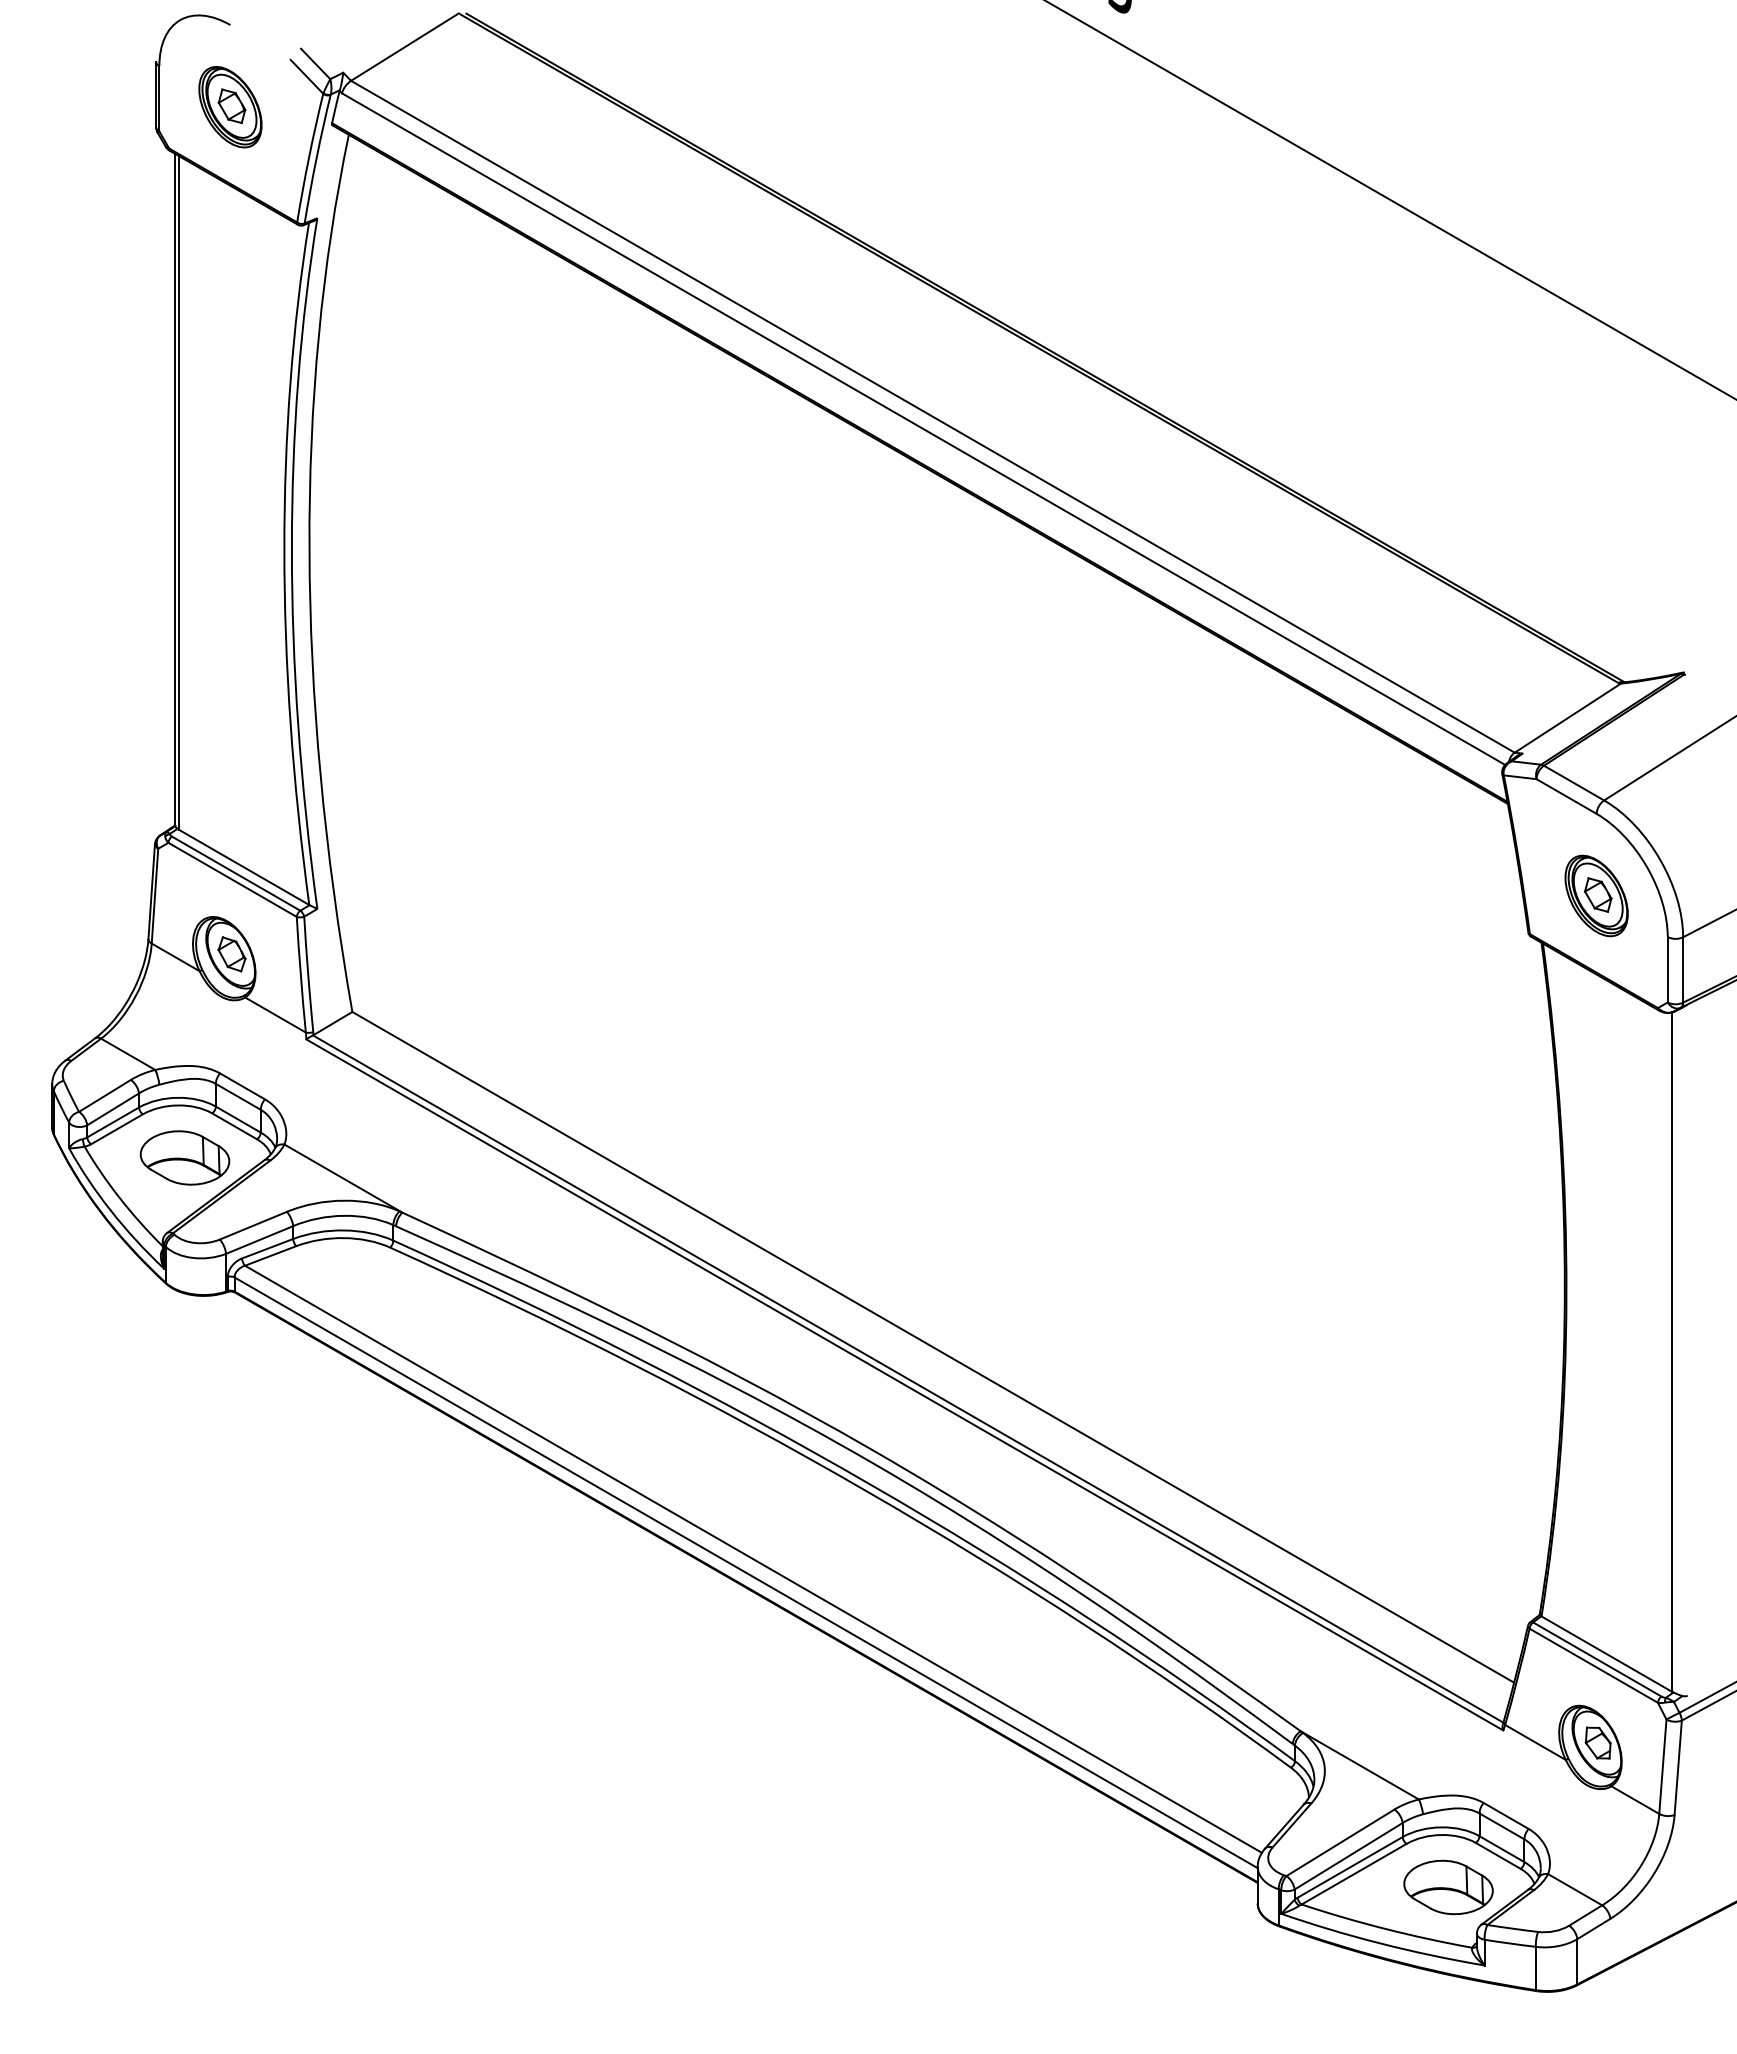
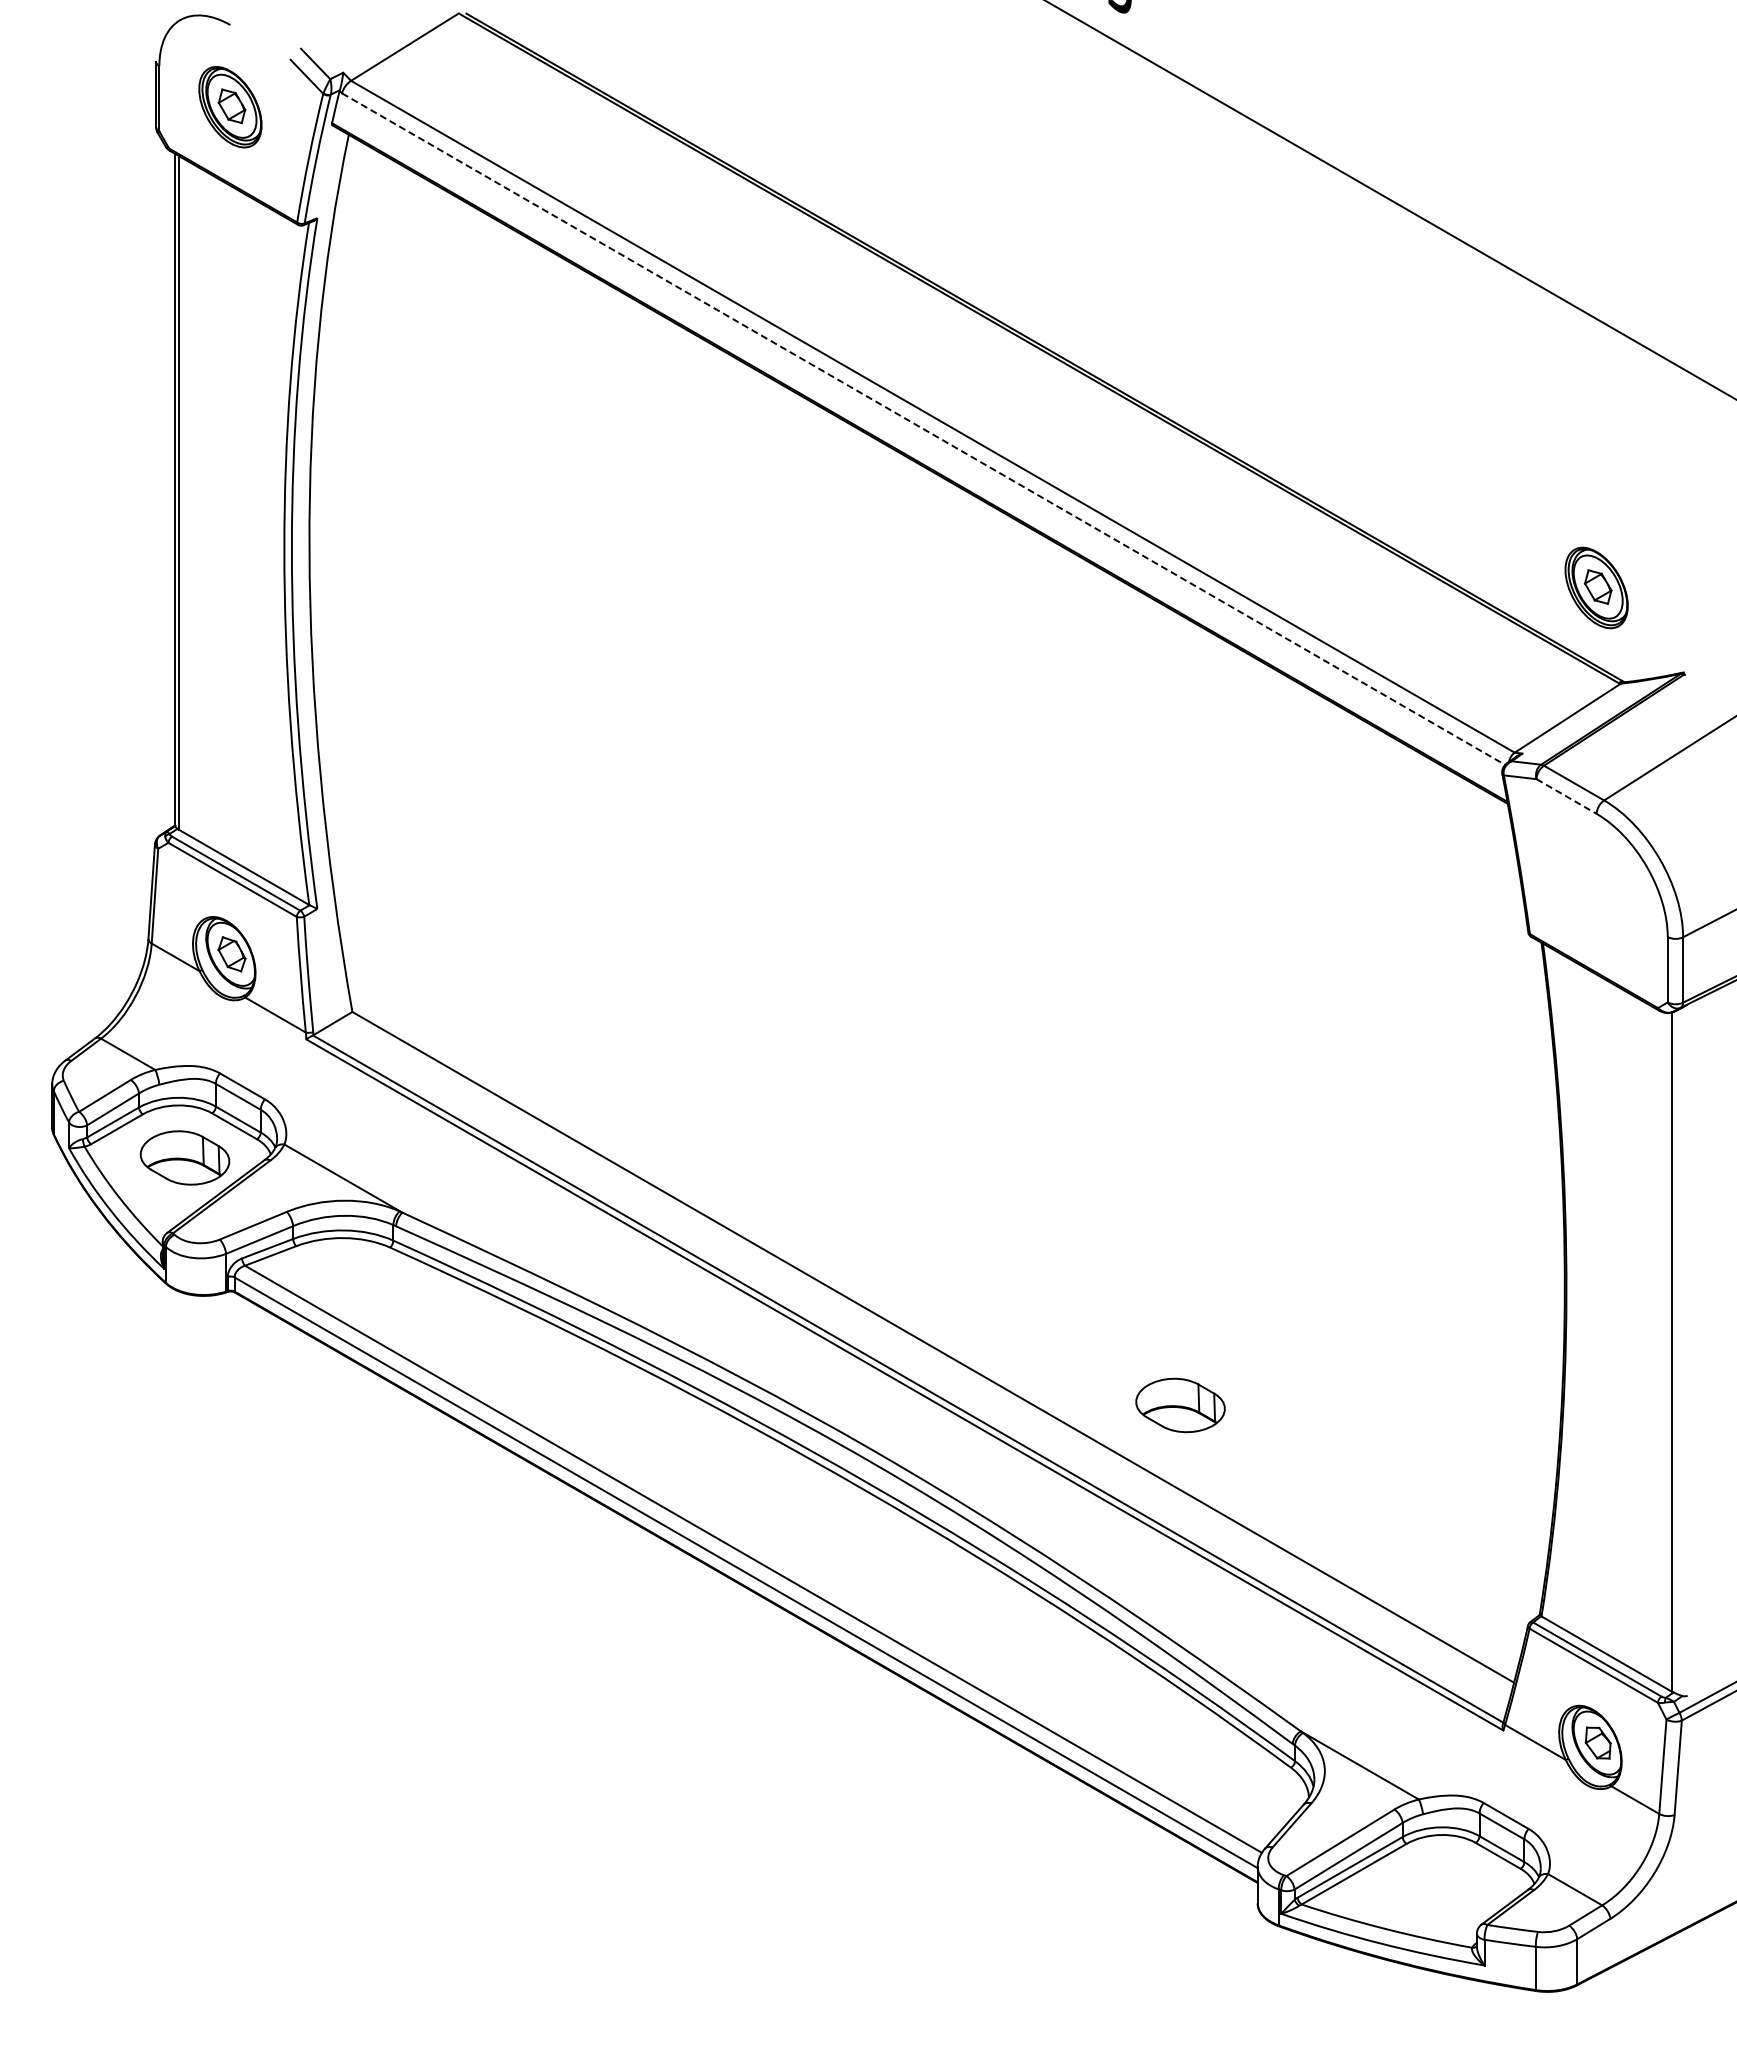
line: solid -> dashed (923, 429)
line: solid -> dashed (1566, 796)
part position: (1596, 895) -> (1596, 587) (1596, 587)
part position: (1448, 1887) -> (1180, 1405) (1180, 1405)
